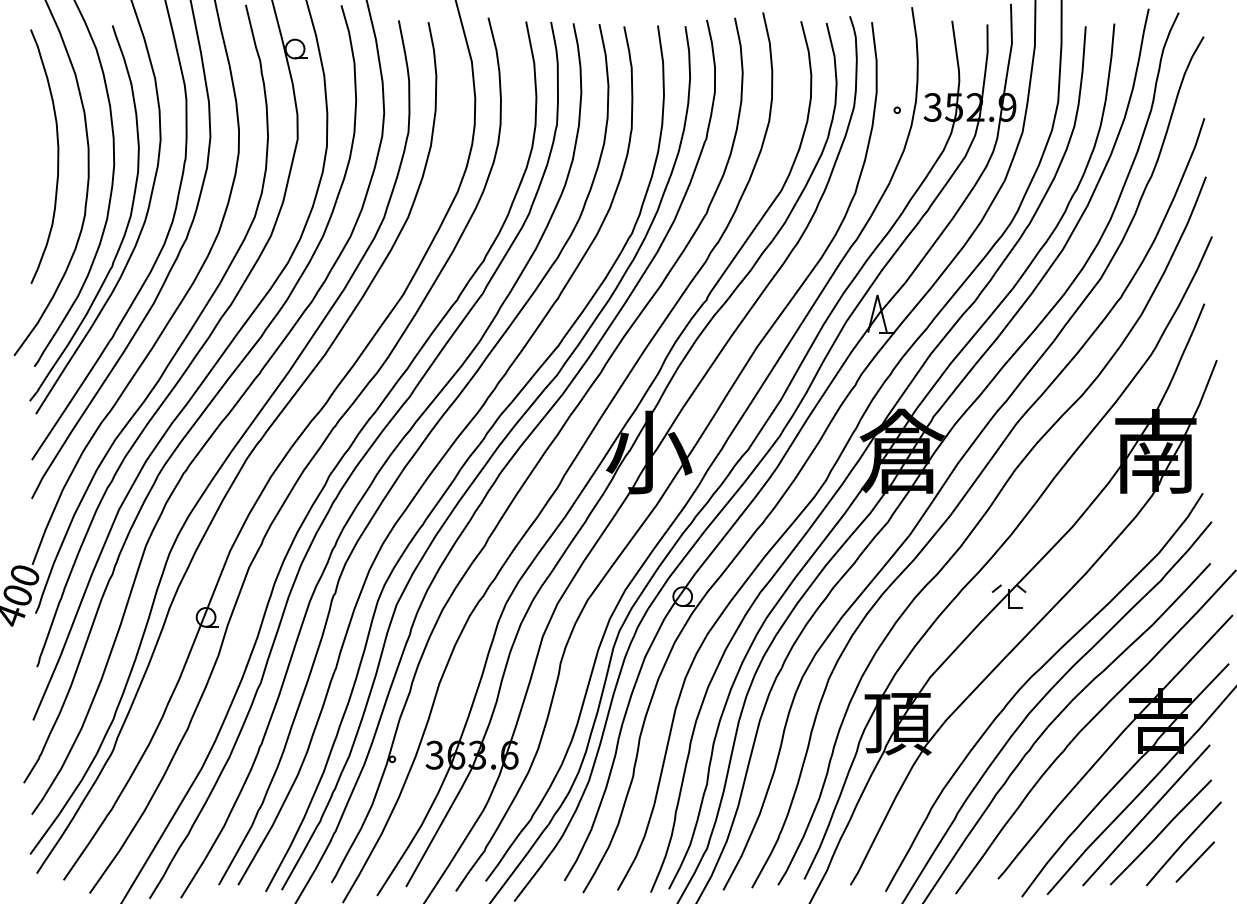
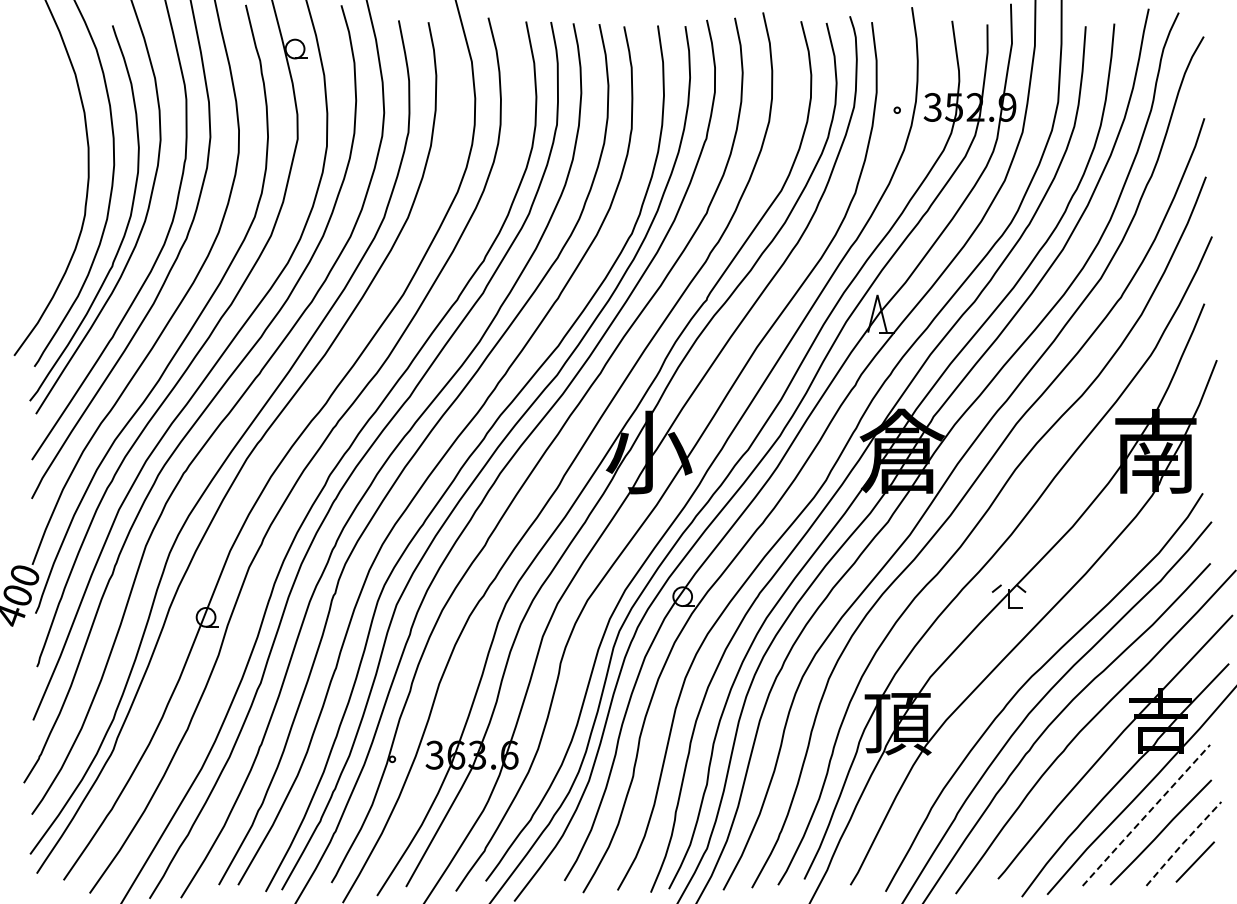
curve: present -> none (57, 156)
line: solid -> dashed (1145, 815)
line: solid -> dashed (1183, 843)
